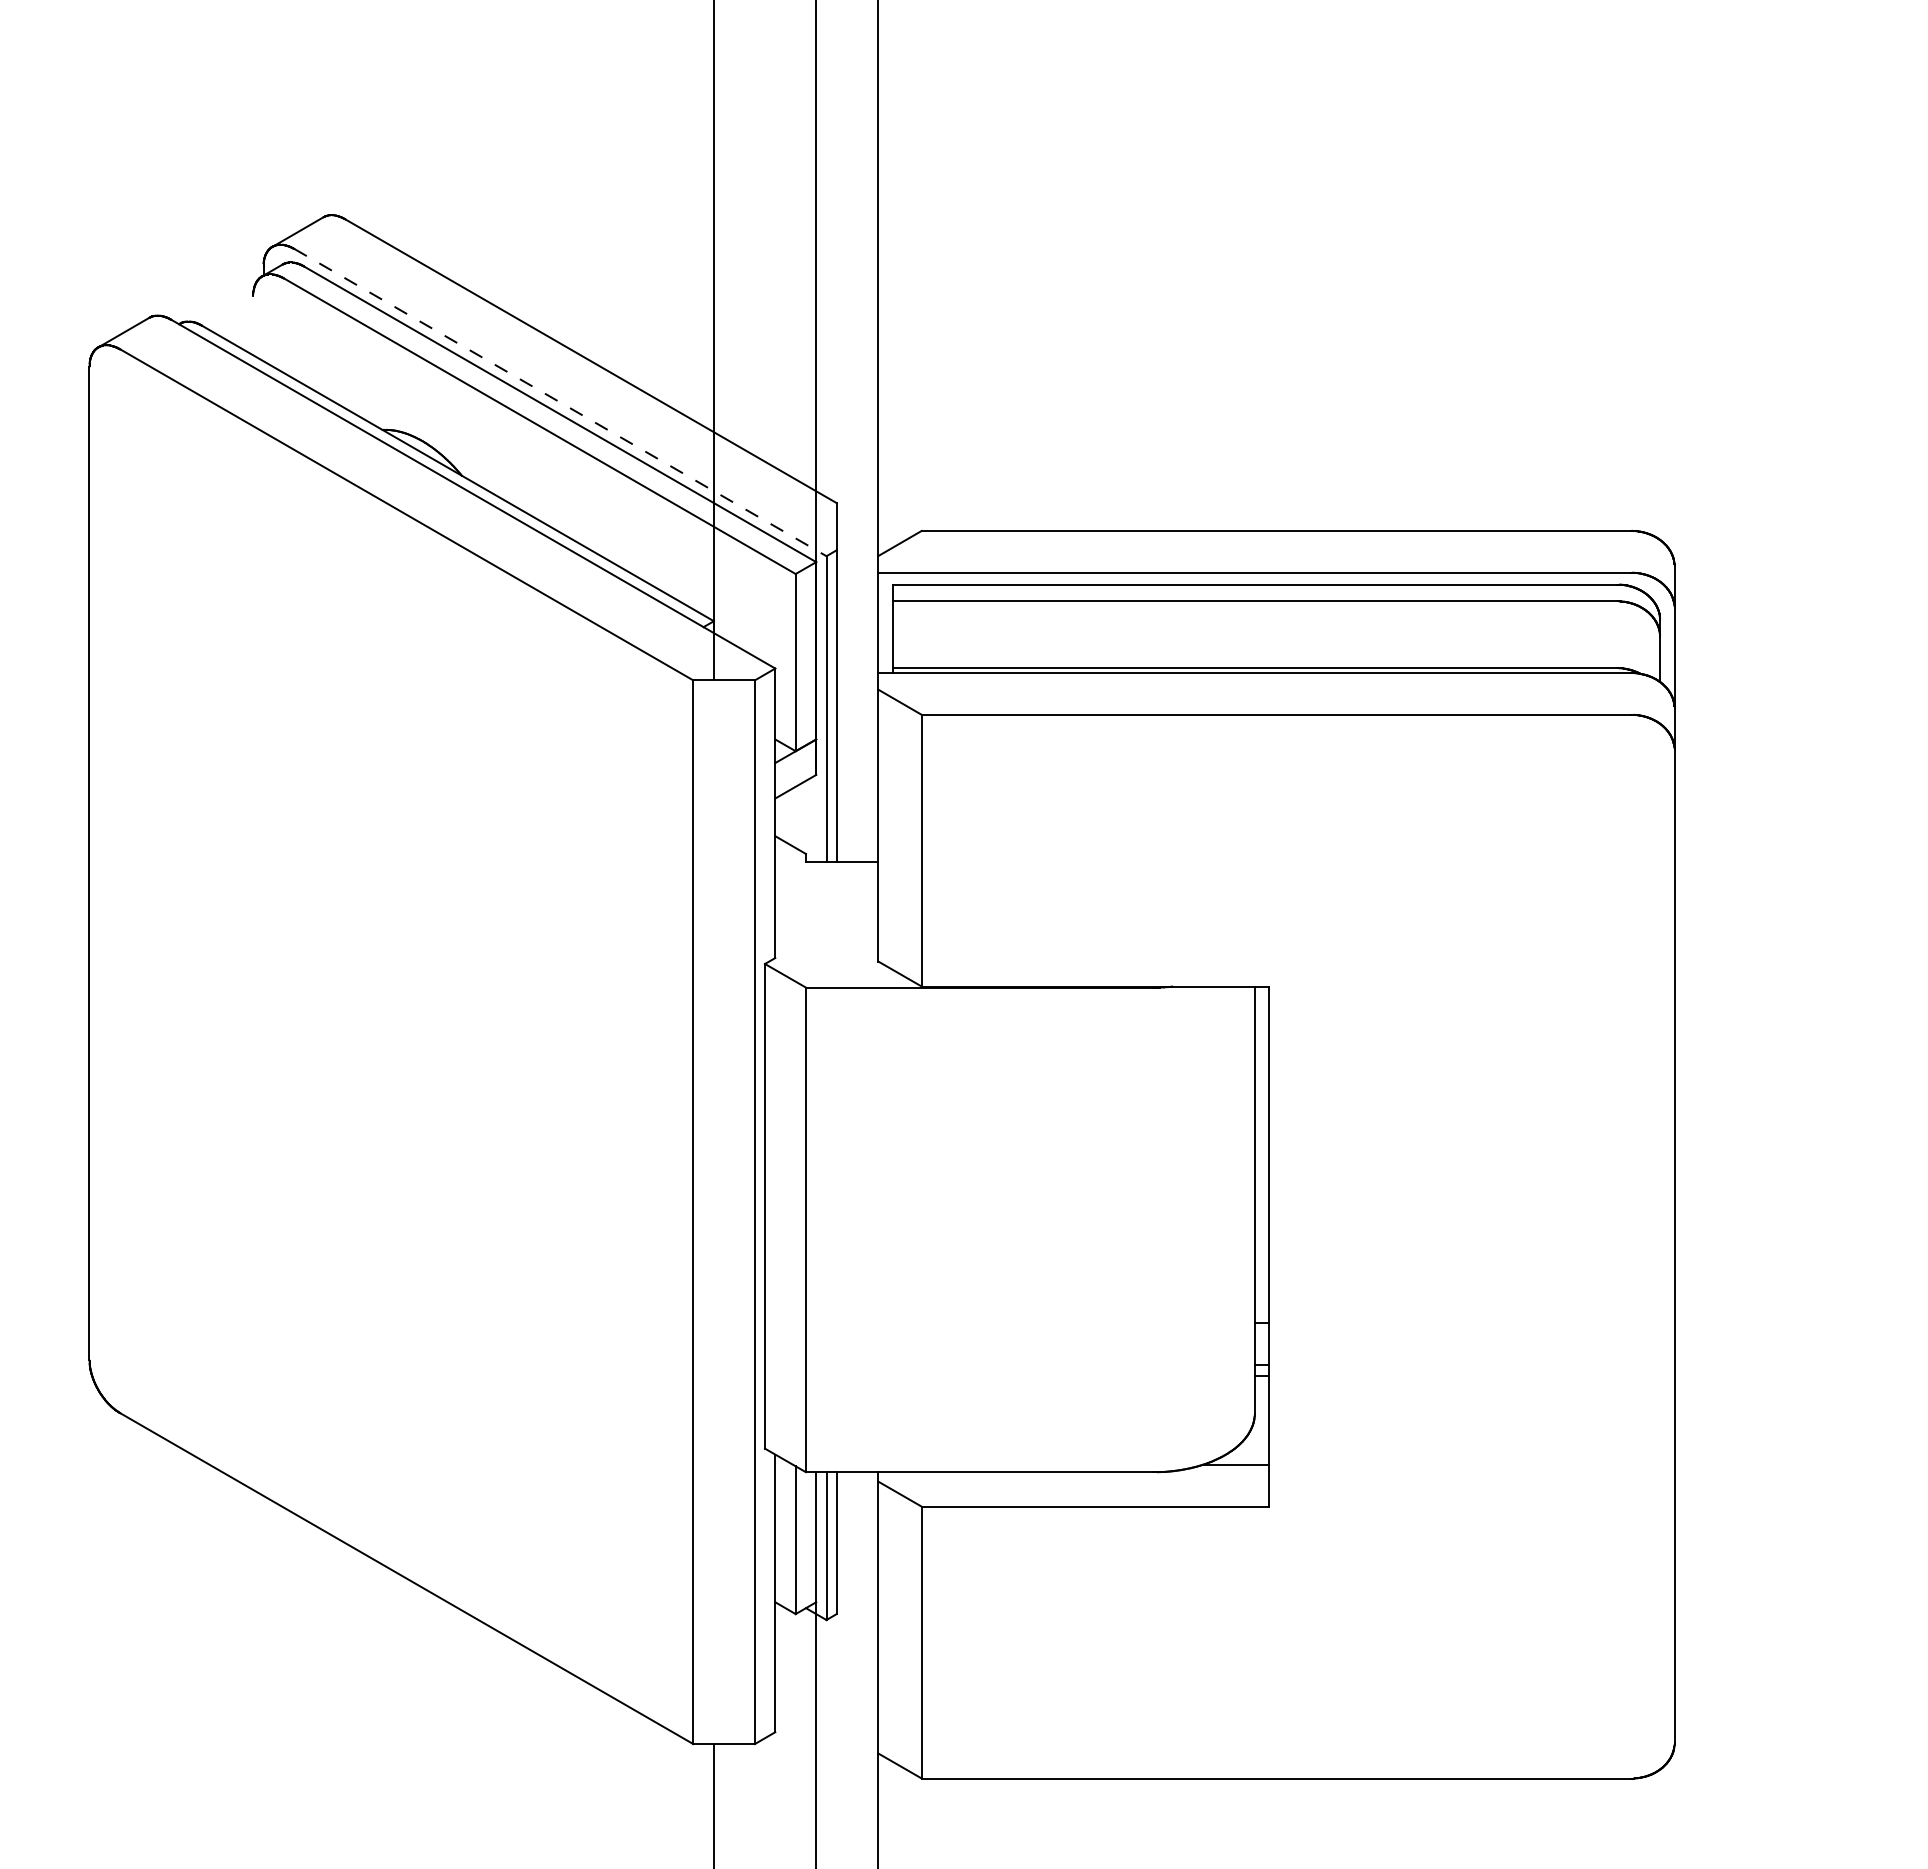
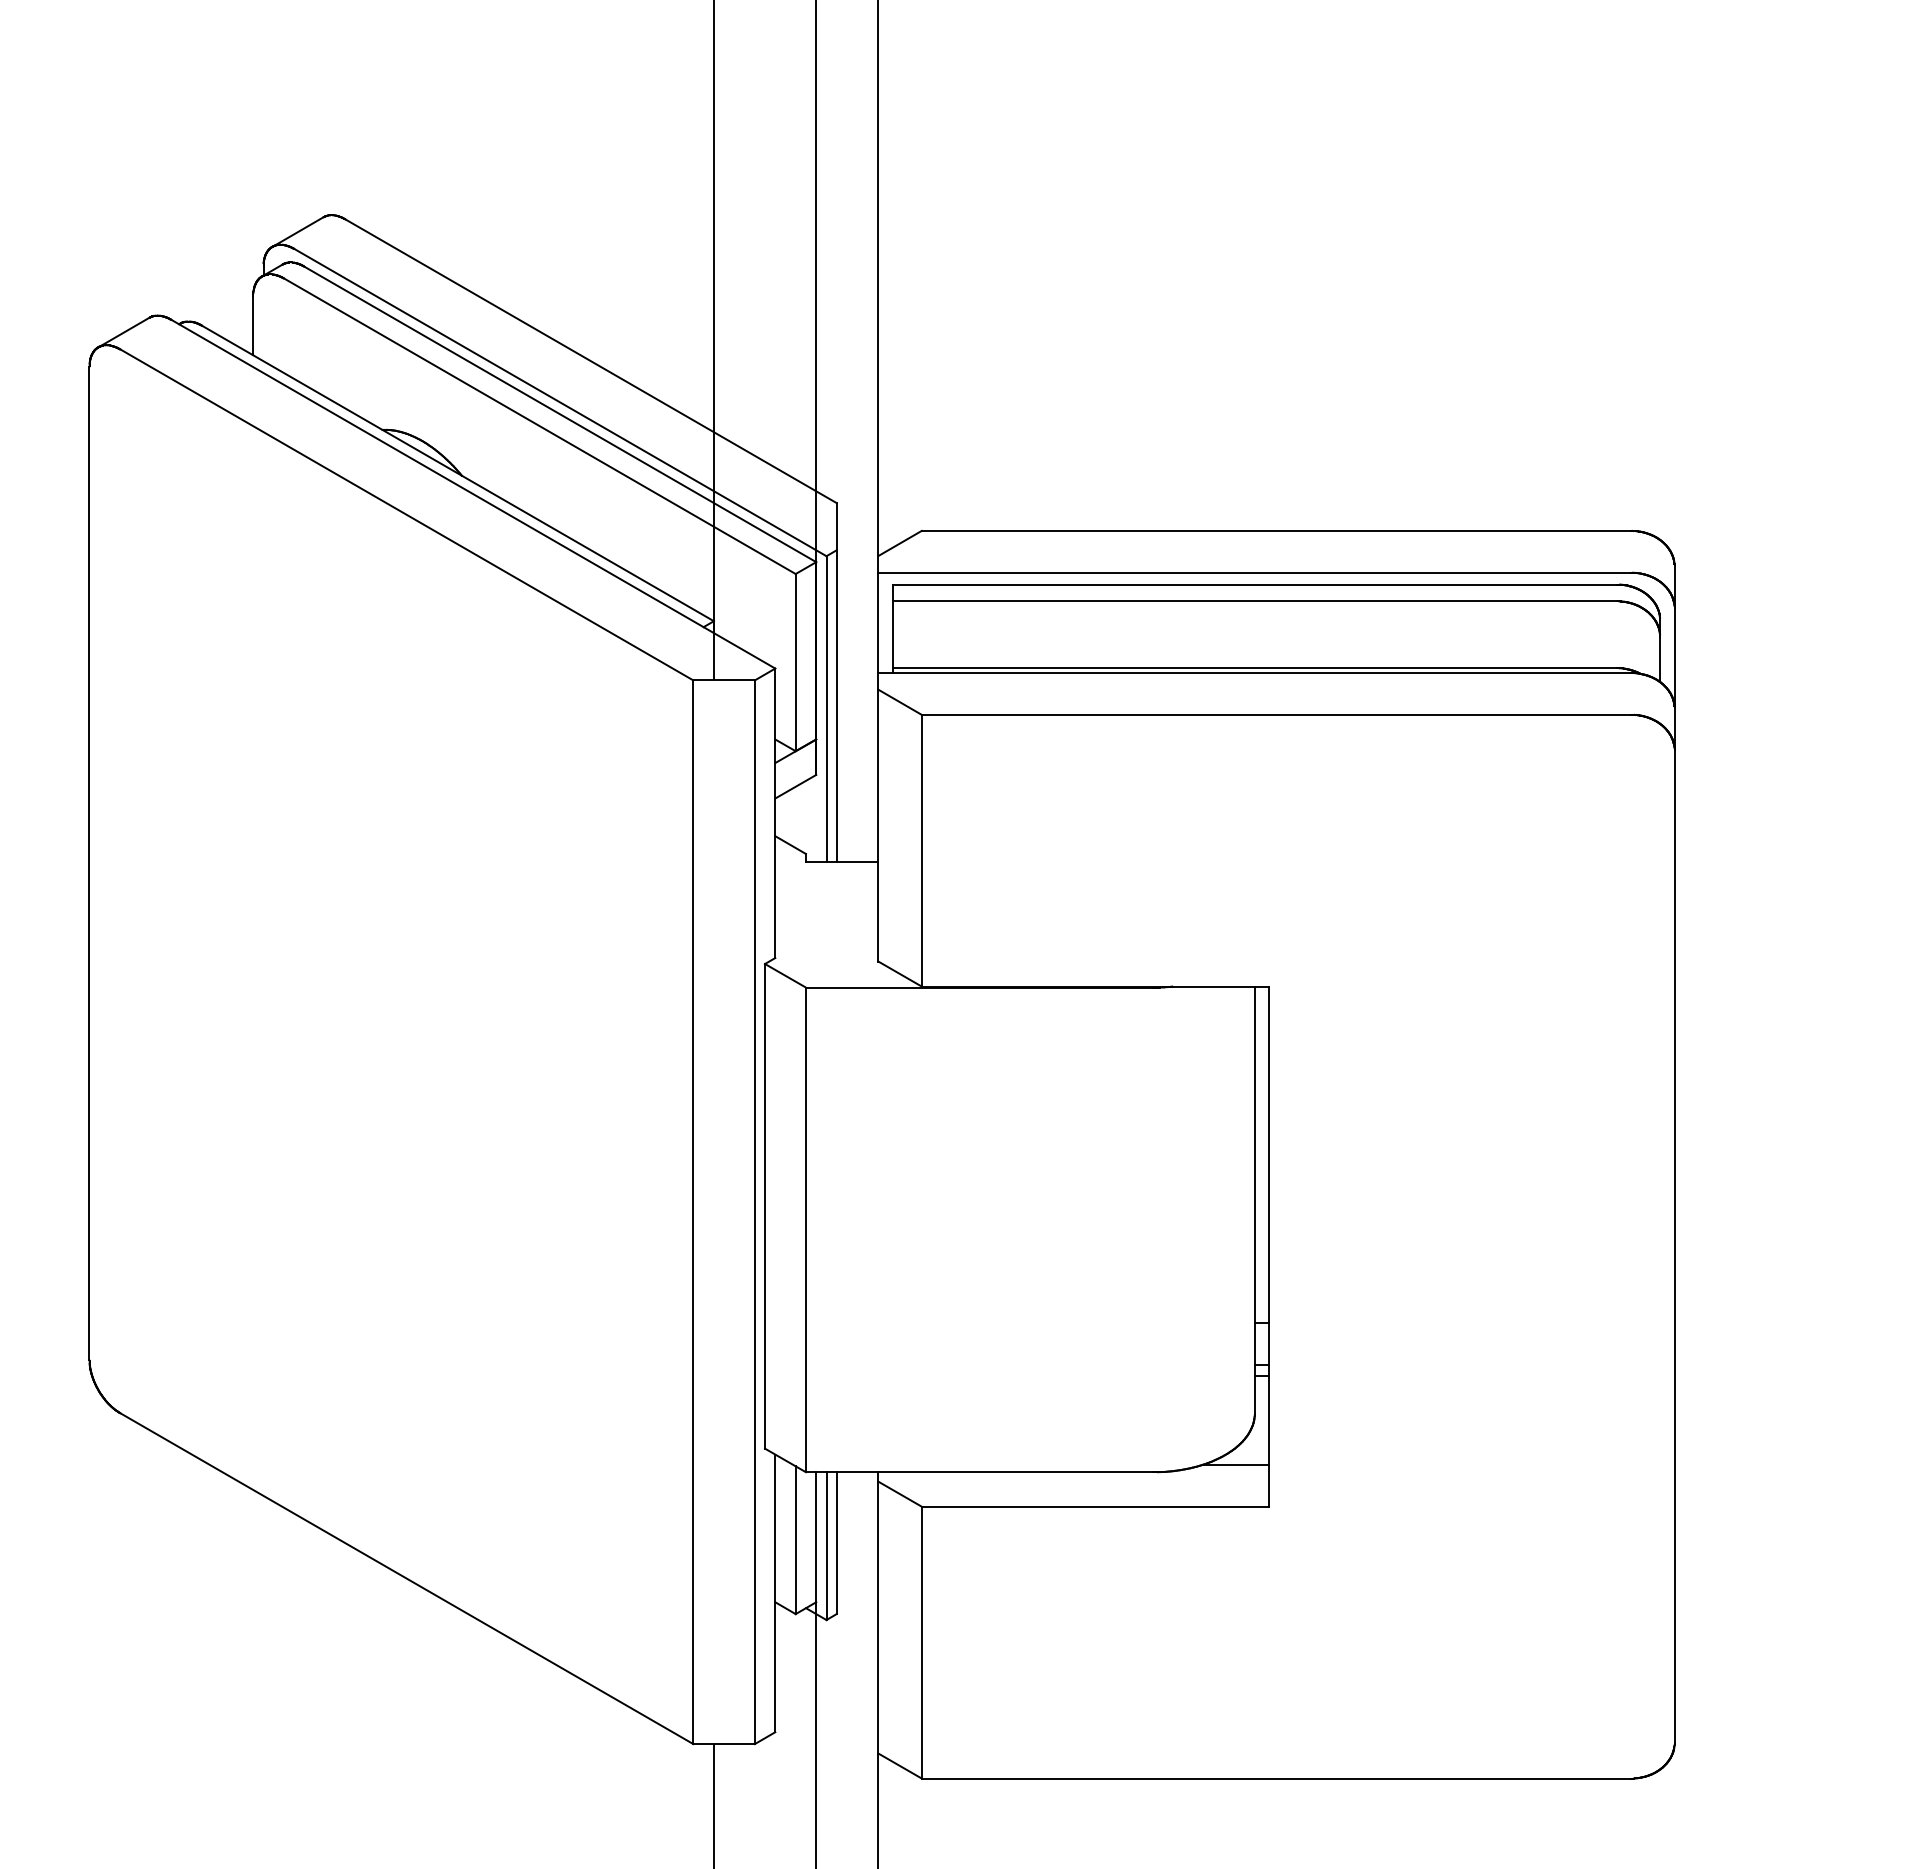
line: none -> present (253, 325)
line: dashed -> solid (560, 402)
